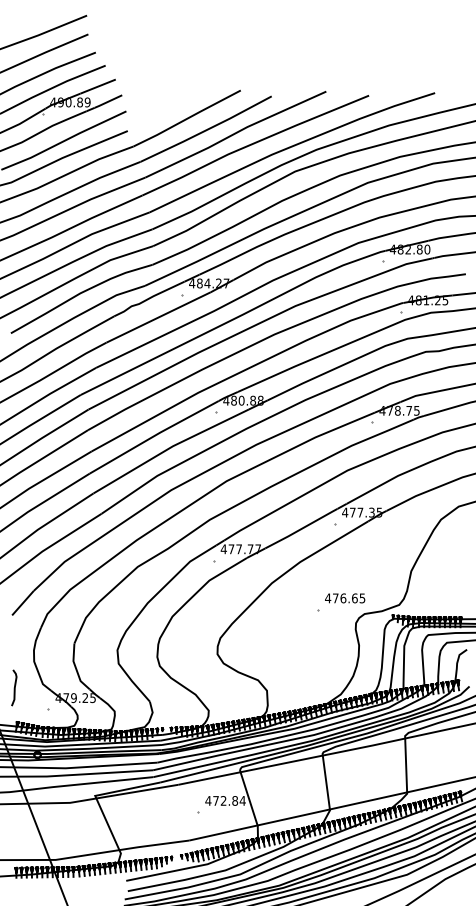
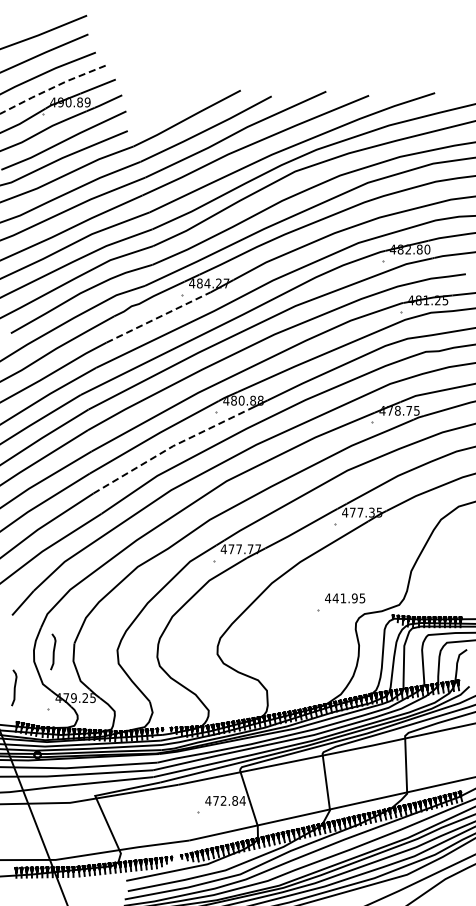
line: solid -> dashed (51, 88)
line: solid -> dashed (158, 317)
line: solid -> dashed (170, 447)
text: 476.65 -> 441.95 (344, 598)
curve: none -> present (53, 651)
